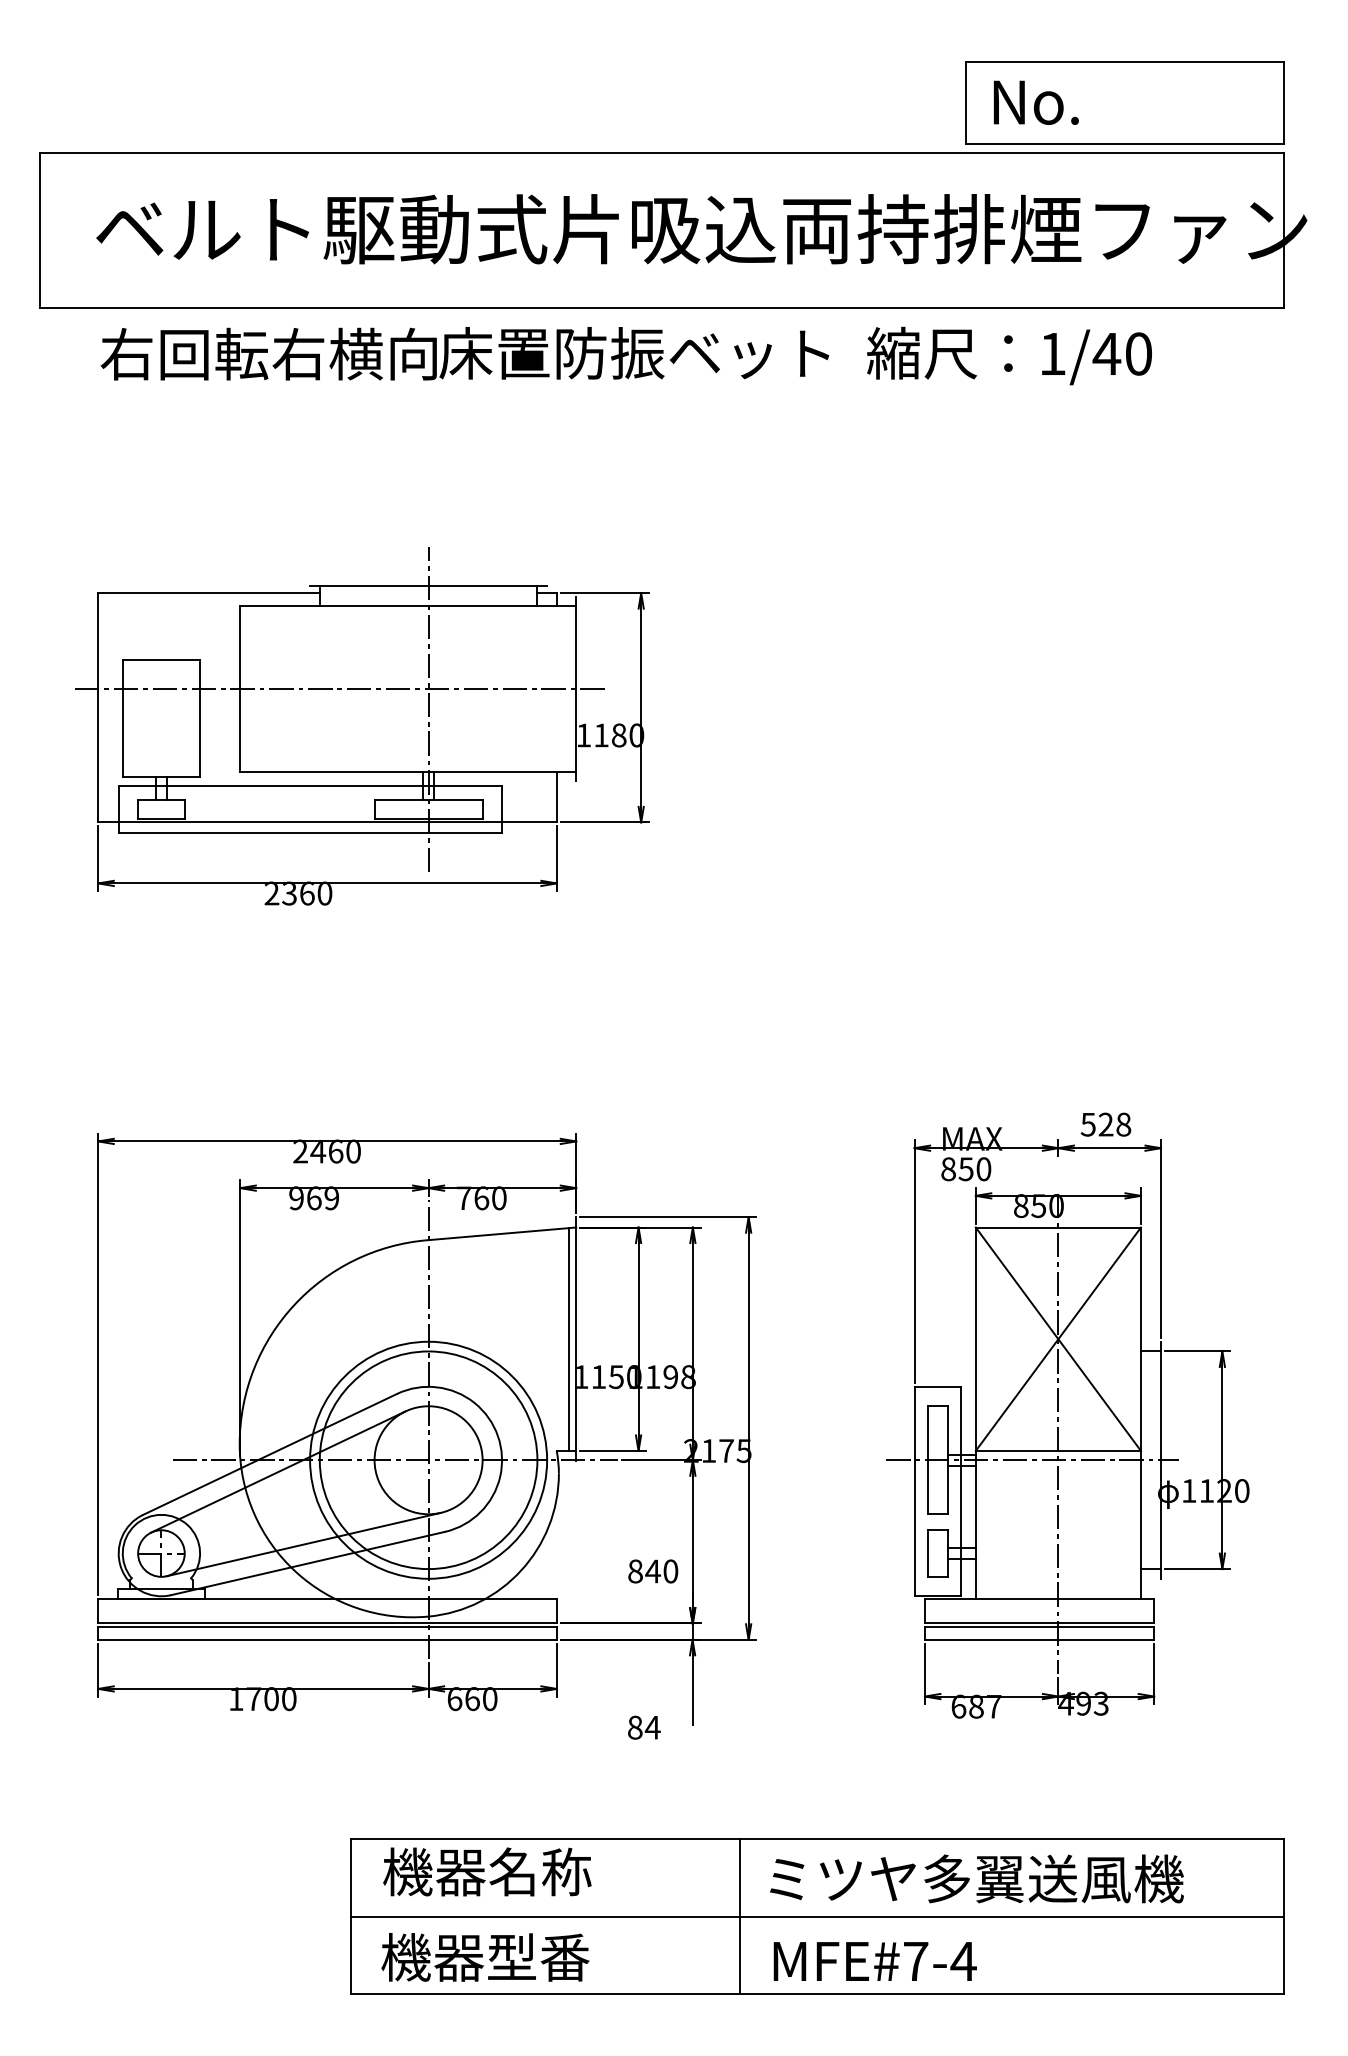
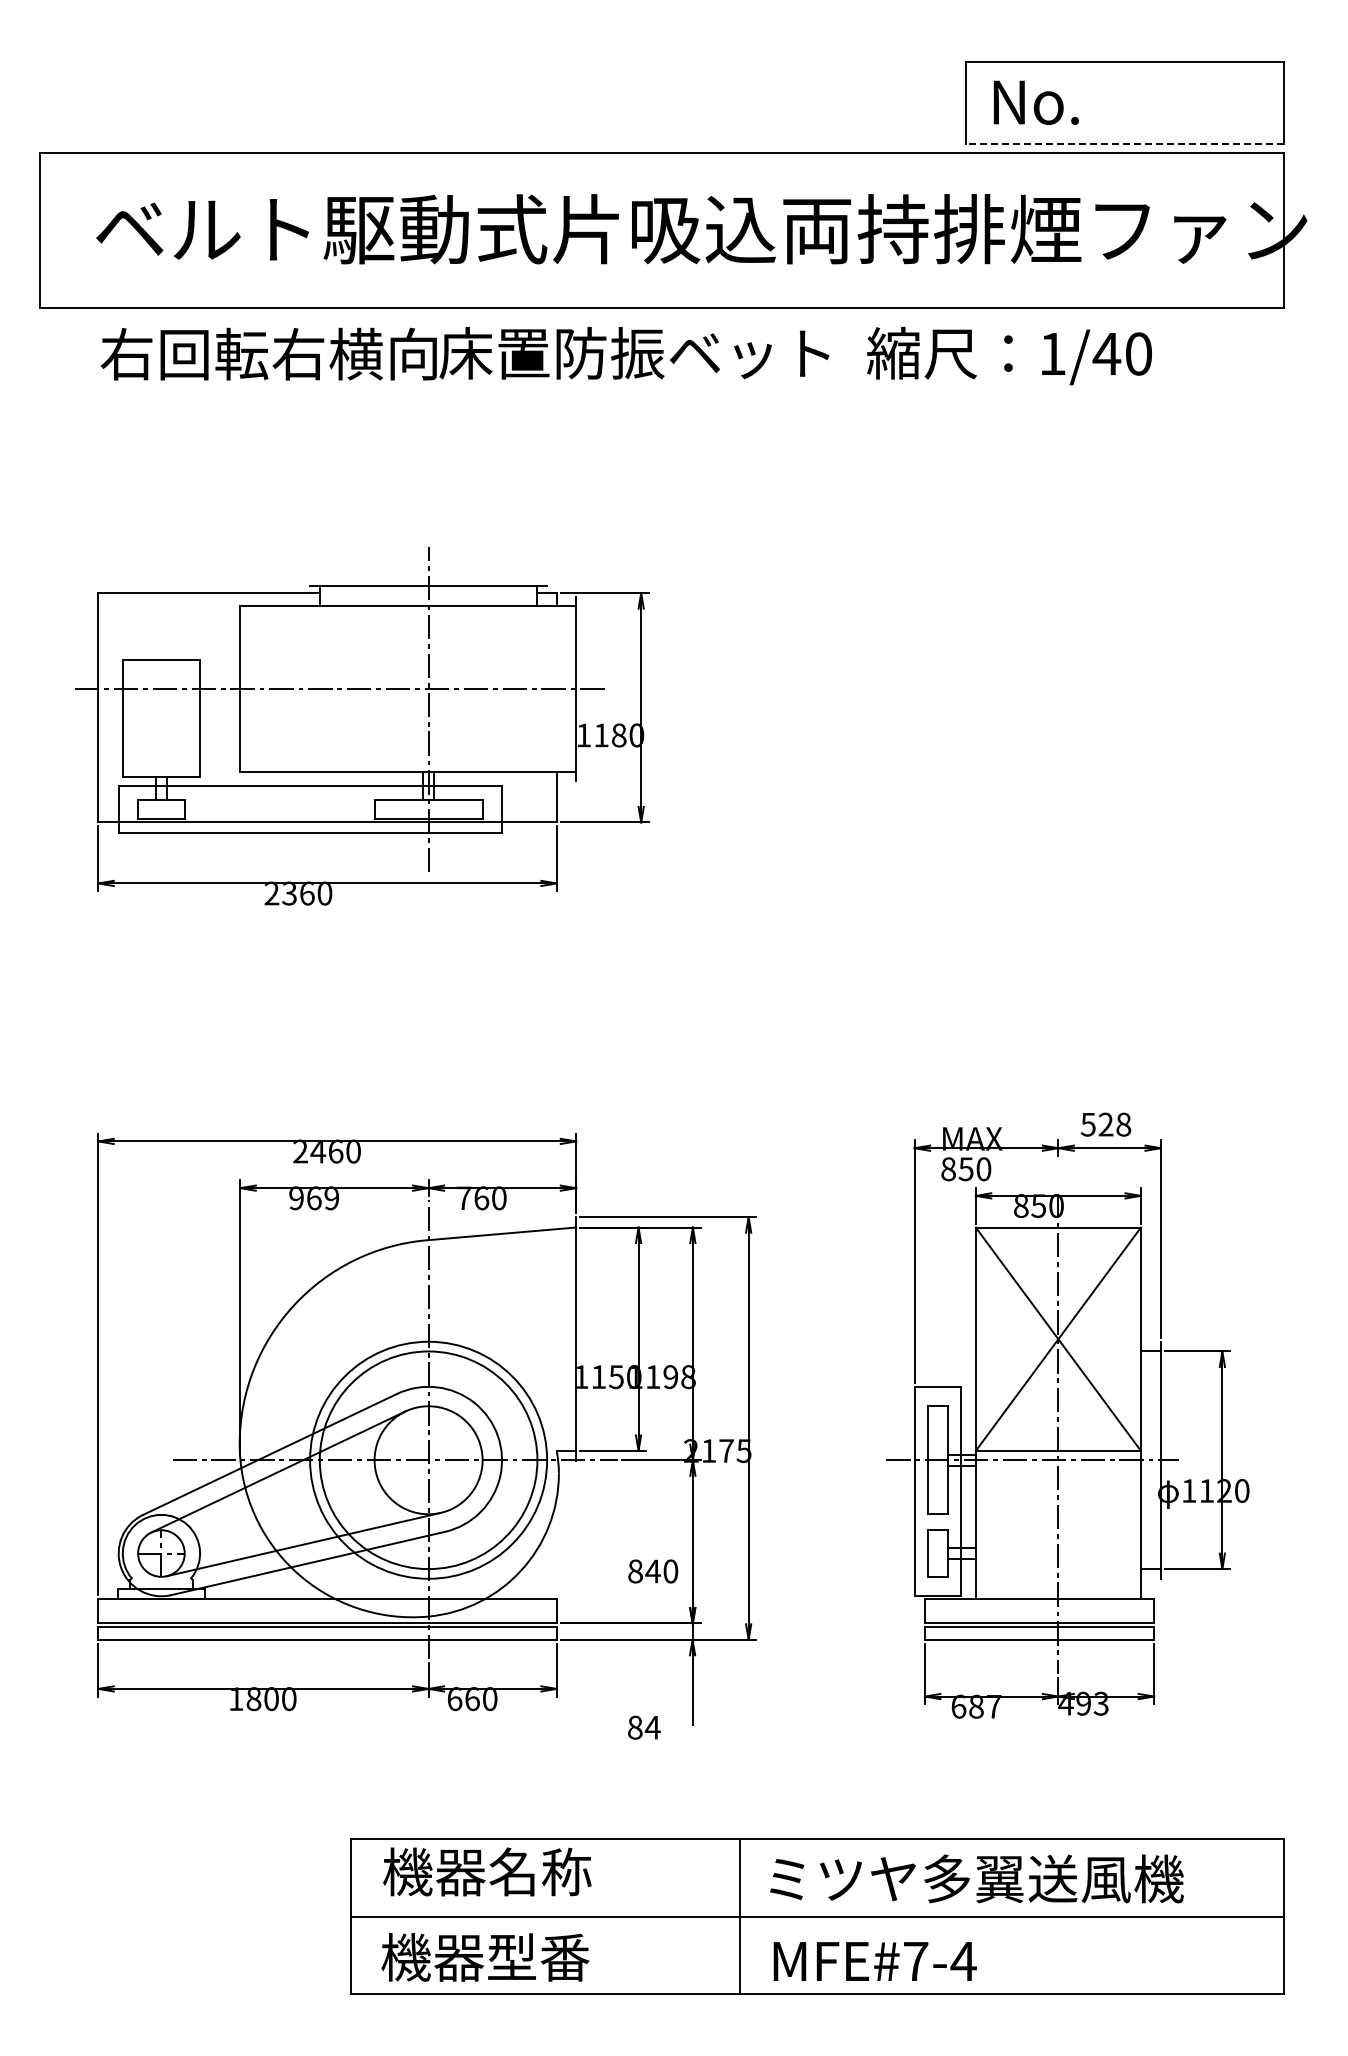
line: solid -> dashed (1124, 143)
line: present -> none (568, 1339)
text: 1700 -> 1800 (253, 1699)
